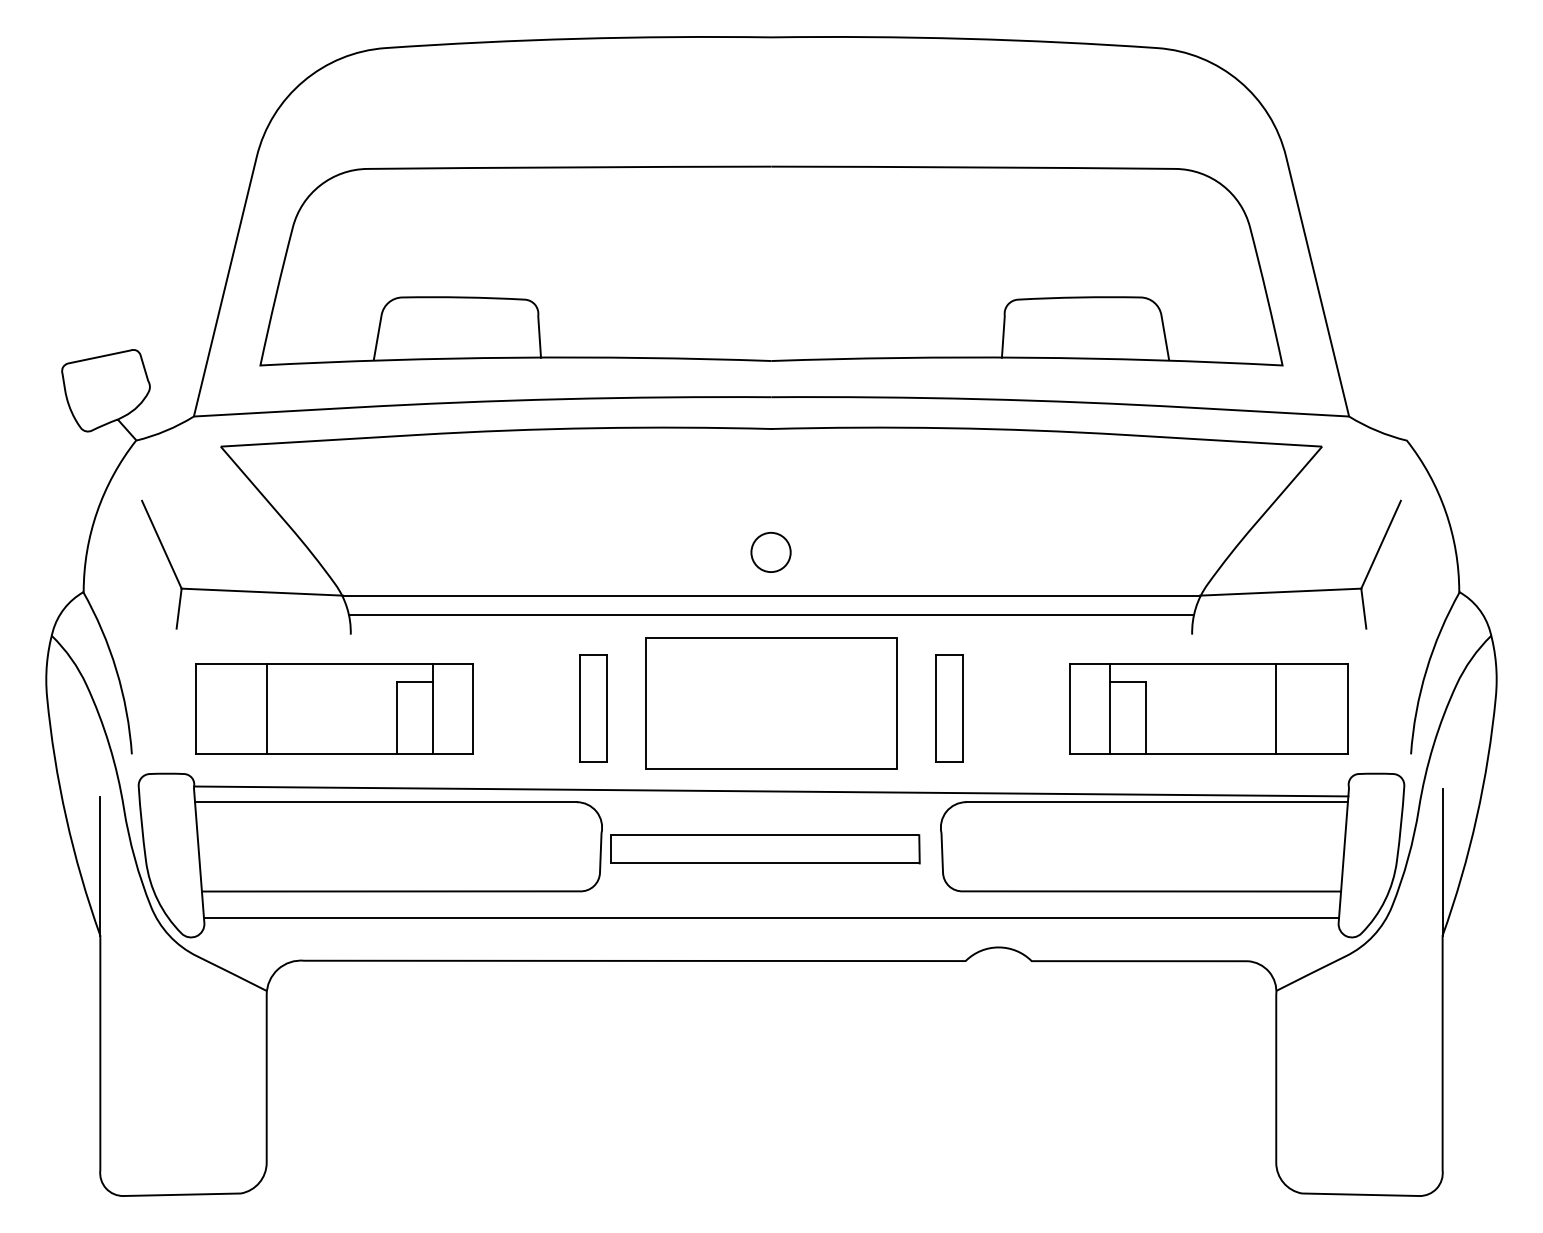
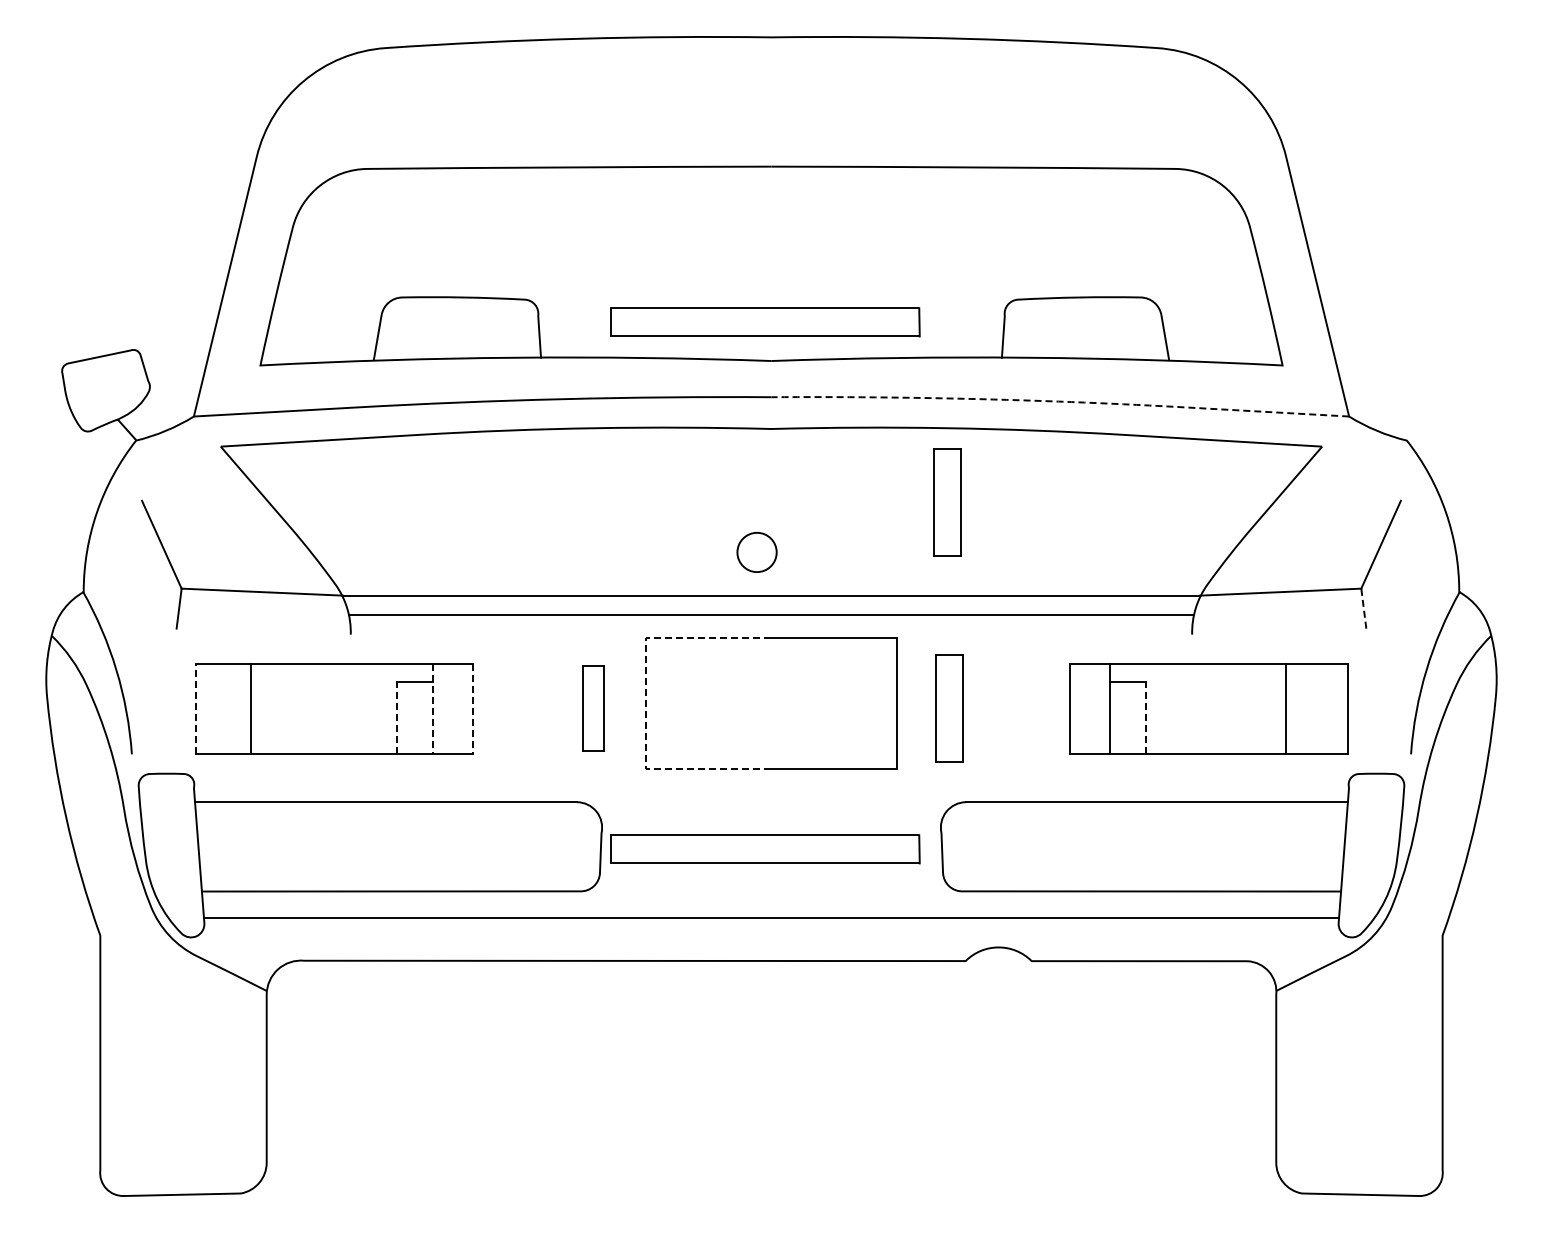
part: none -> present (765, 322)
line: solid -> dashed (1059, 401)
part: none -> present (947, 502)
circle position: (770, 551) -> (756, 551) (756, 551)
line: solid -> dashed (1363, 608)
line: solid -> dashed (645, 704)
line: solid -> dashed (195, 708)
line position: (266, 708) -> (250, 708) (250, 708)
part size: 29x109 px -> 23x87 px (593, 708)
line position: (1276, 708) -> (1286, 708) (1286, 708)
line: solid -> dashed (433, 709)
line: solid -> dashed (472, 709)
line: solid -> dashed (396, 717)
line: solid -> dashed (1146, 717)
line: present -> none (771, 791)
line: present -> none (1442, 861)
line: present -> none (100, 865)
